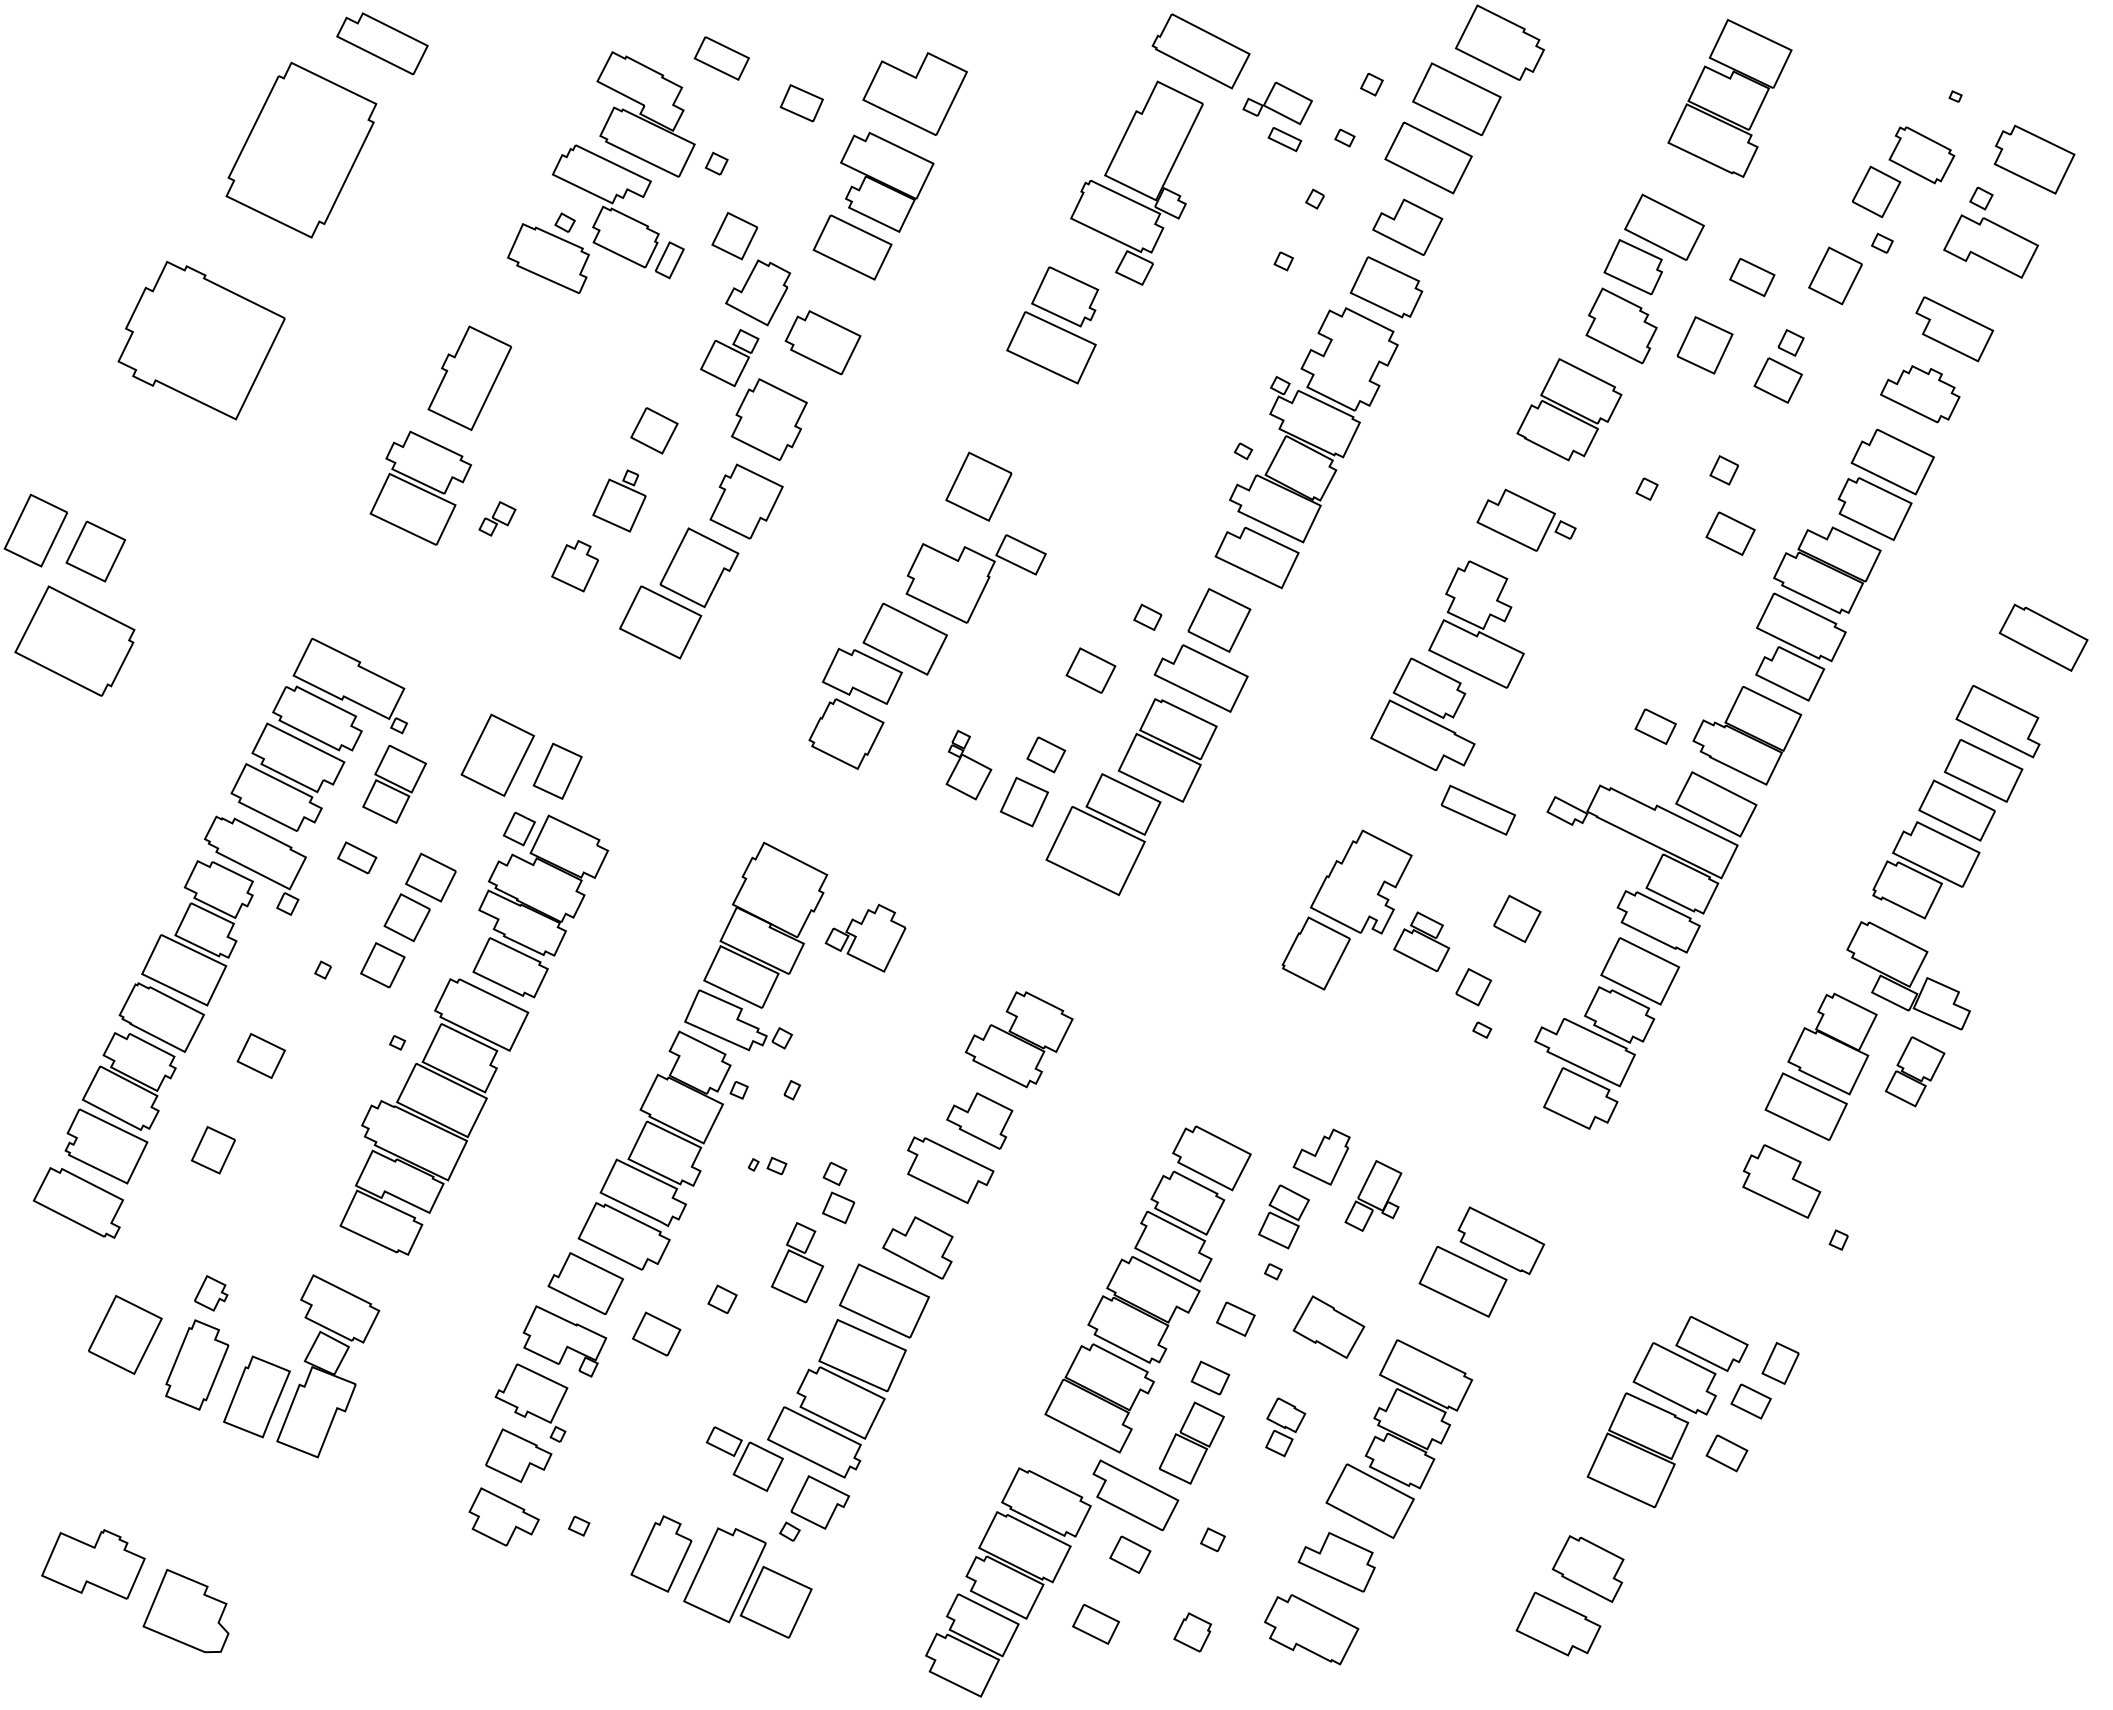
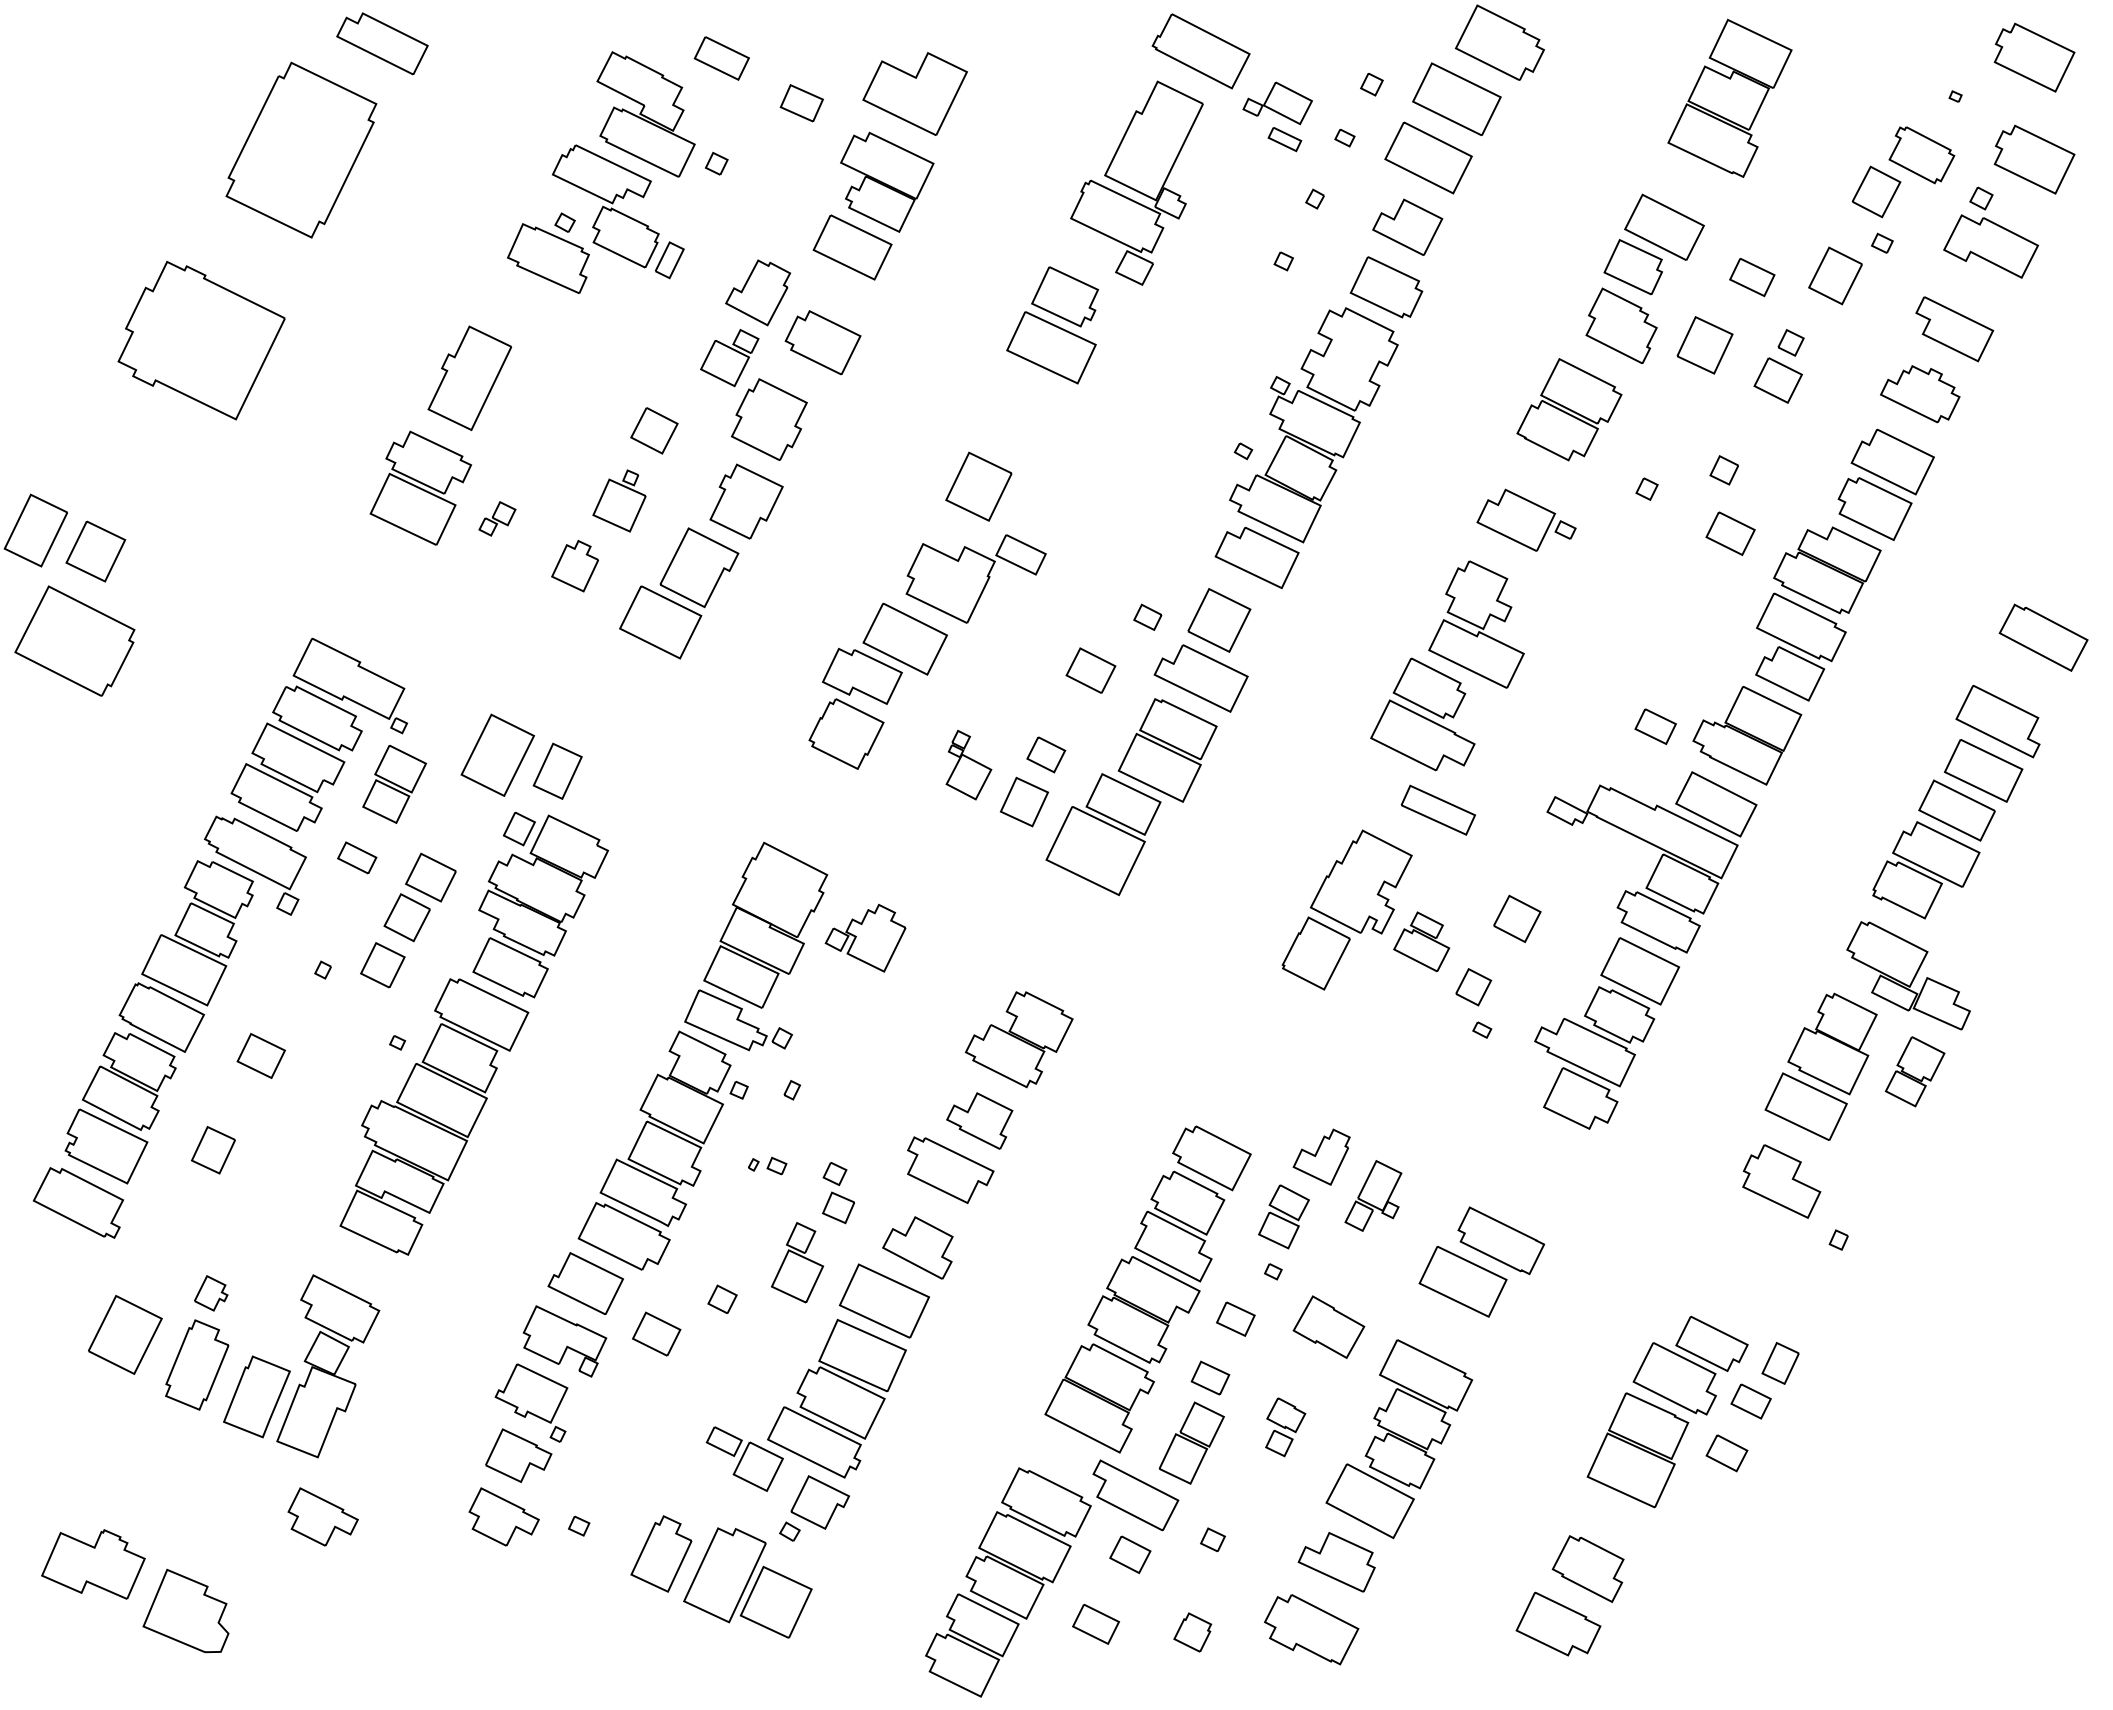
part: none -> present (2034, 57)
part: present -> none (734, 236)
part position: (1477, 809) -> (1437, 809) (1437, 809)
part: none -> present (322, 1516)
